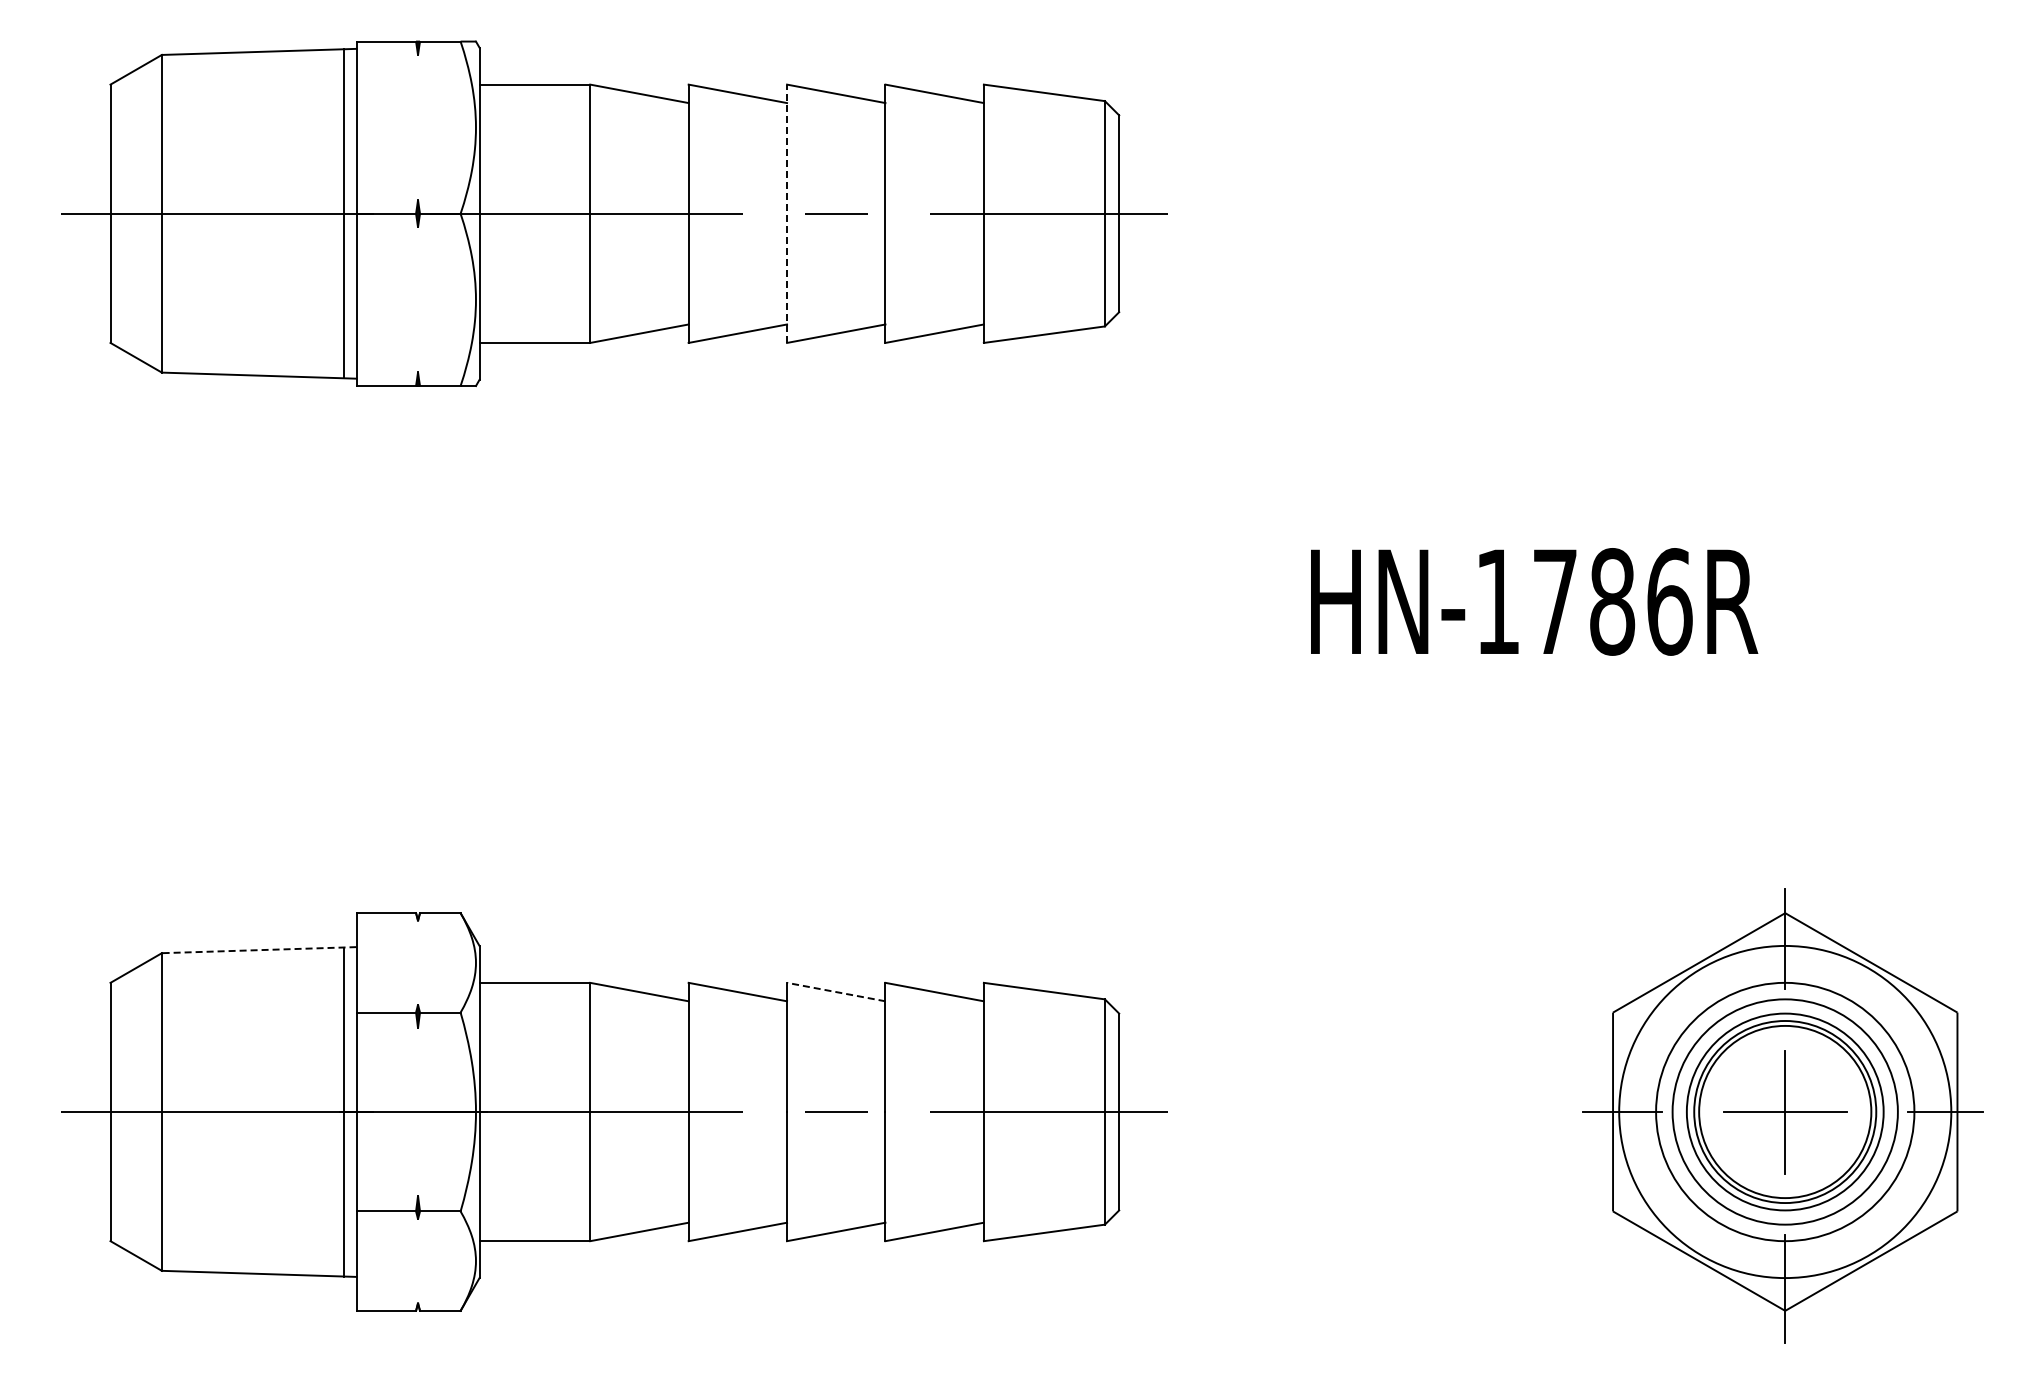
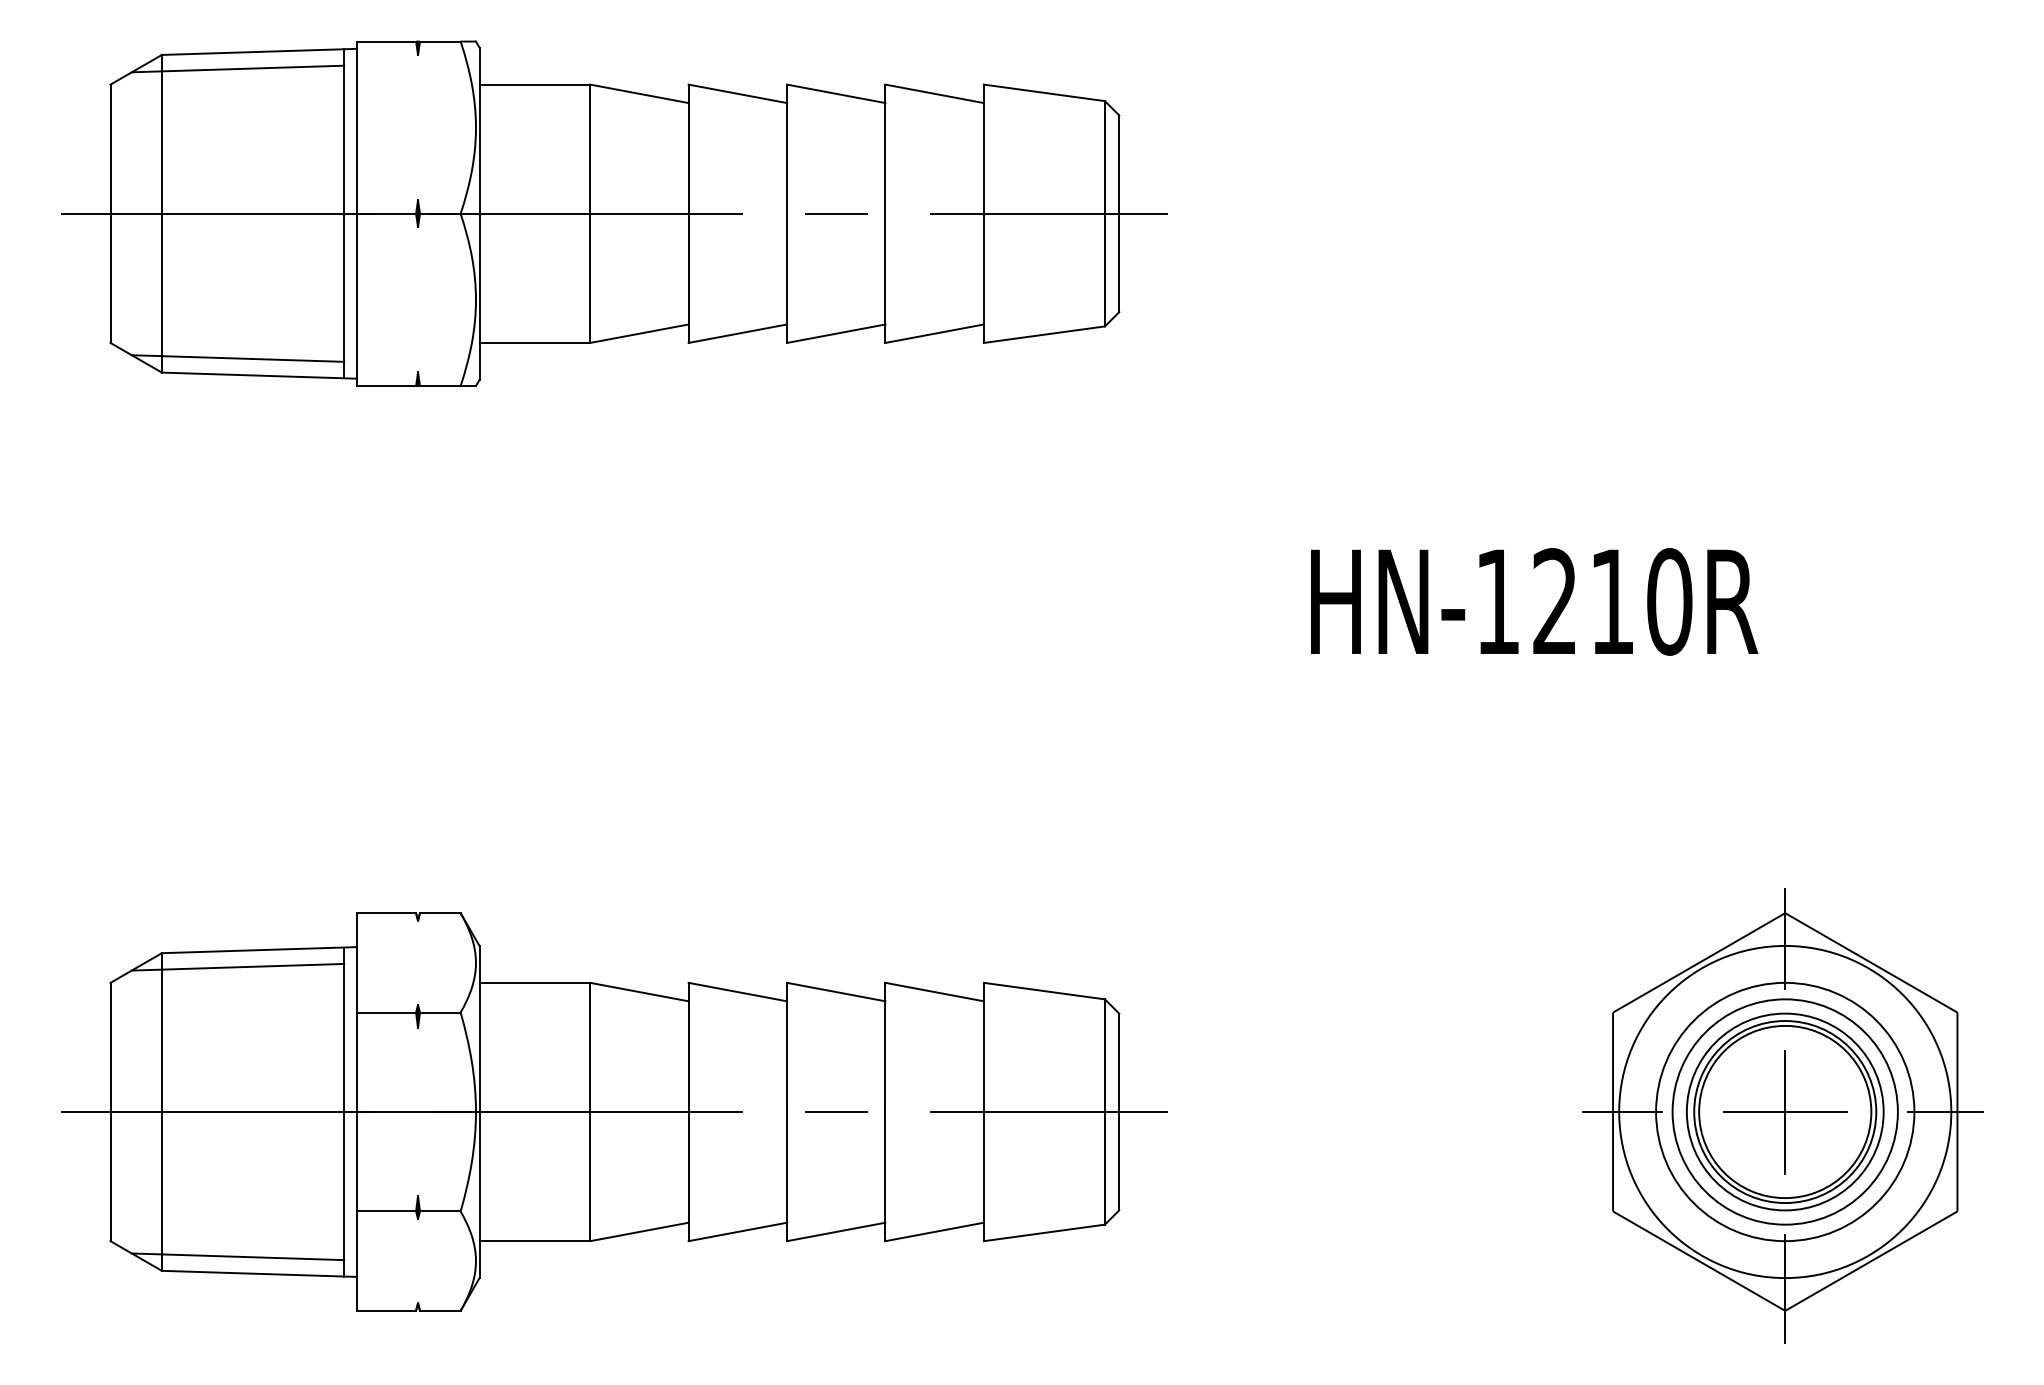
line: none -> present (237, 68)
line: dashed -> solid (787, 213)
line: none -> present (237, 358)
text: HN-1786R -> HN-1210R (1612, 601)
line: dashed -> solid (258, 950)
line: none -> present (237, 966)
line: dashed -> solid (835, 991)
line: none -> present (237, 1256)
